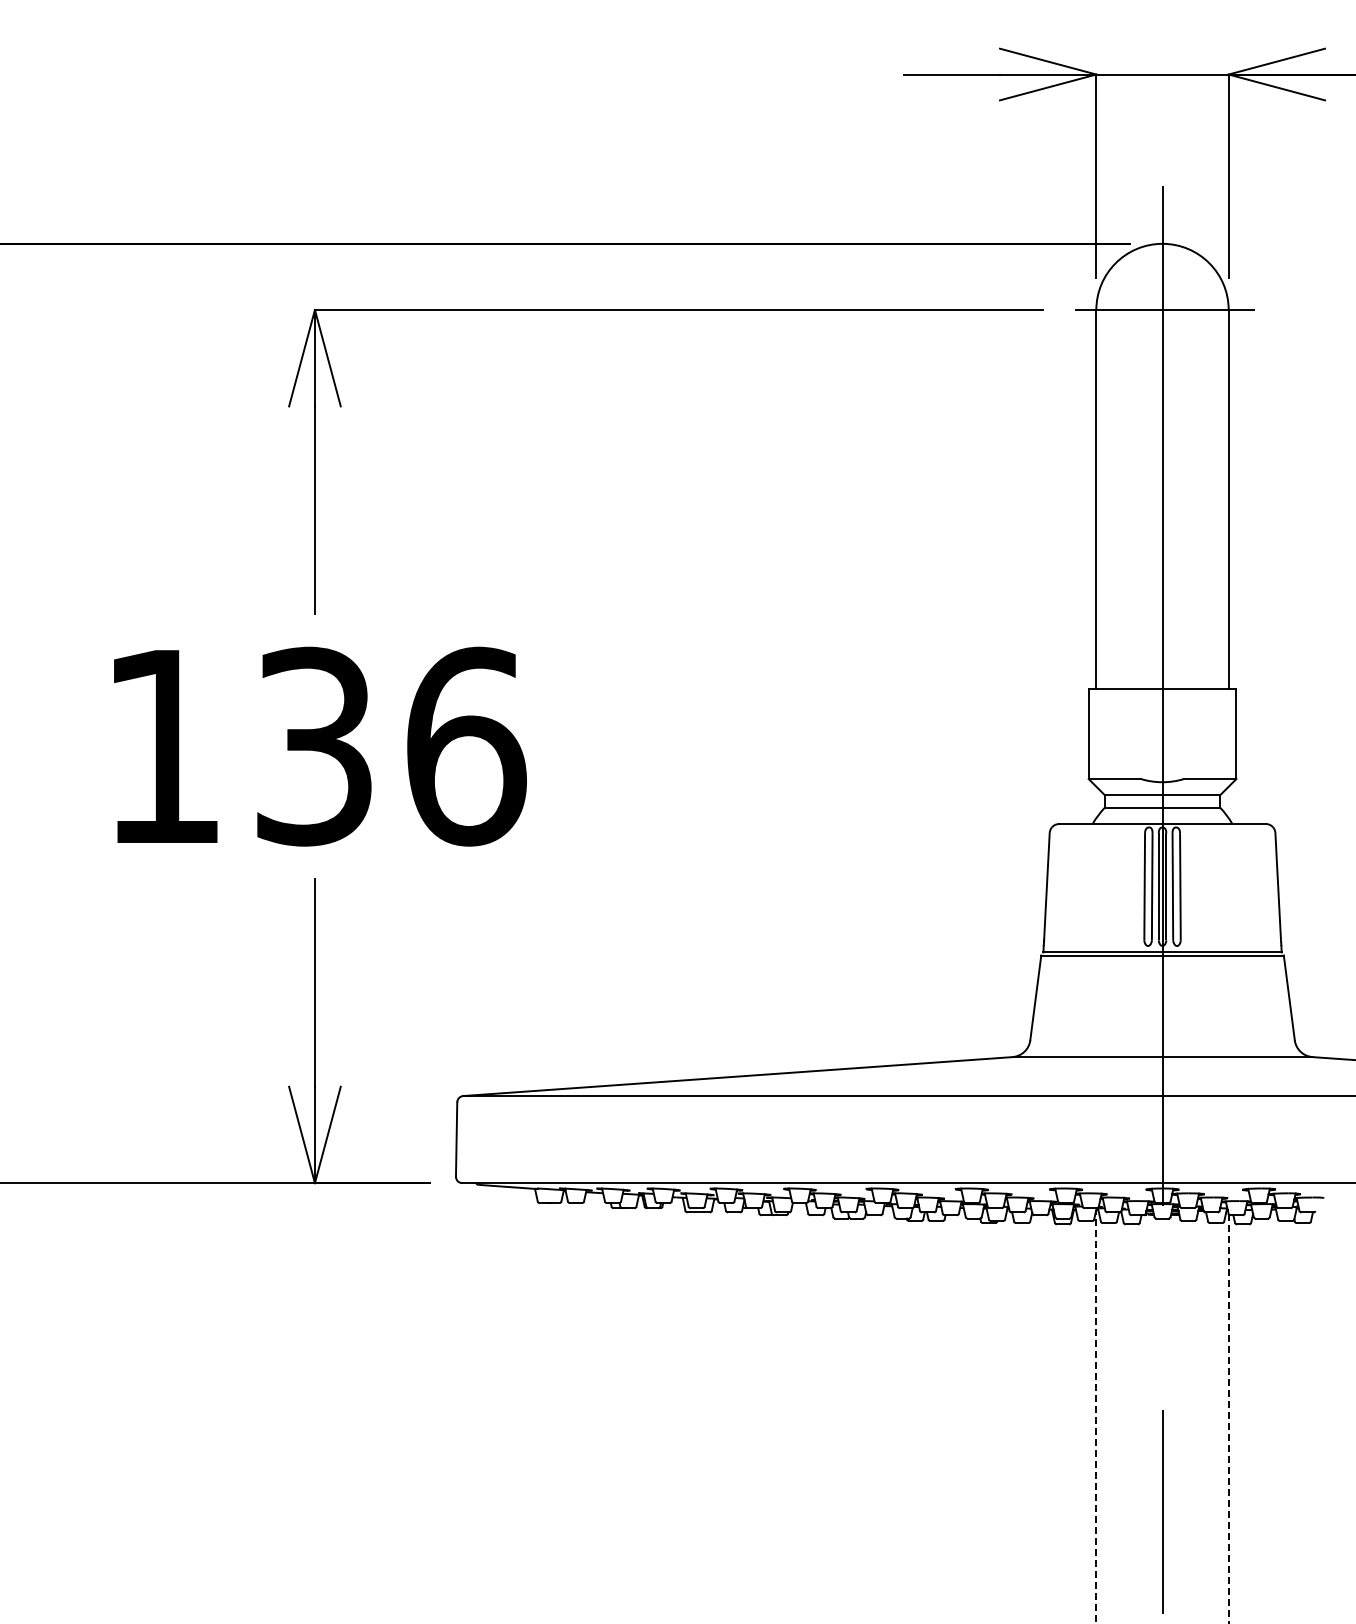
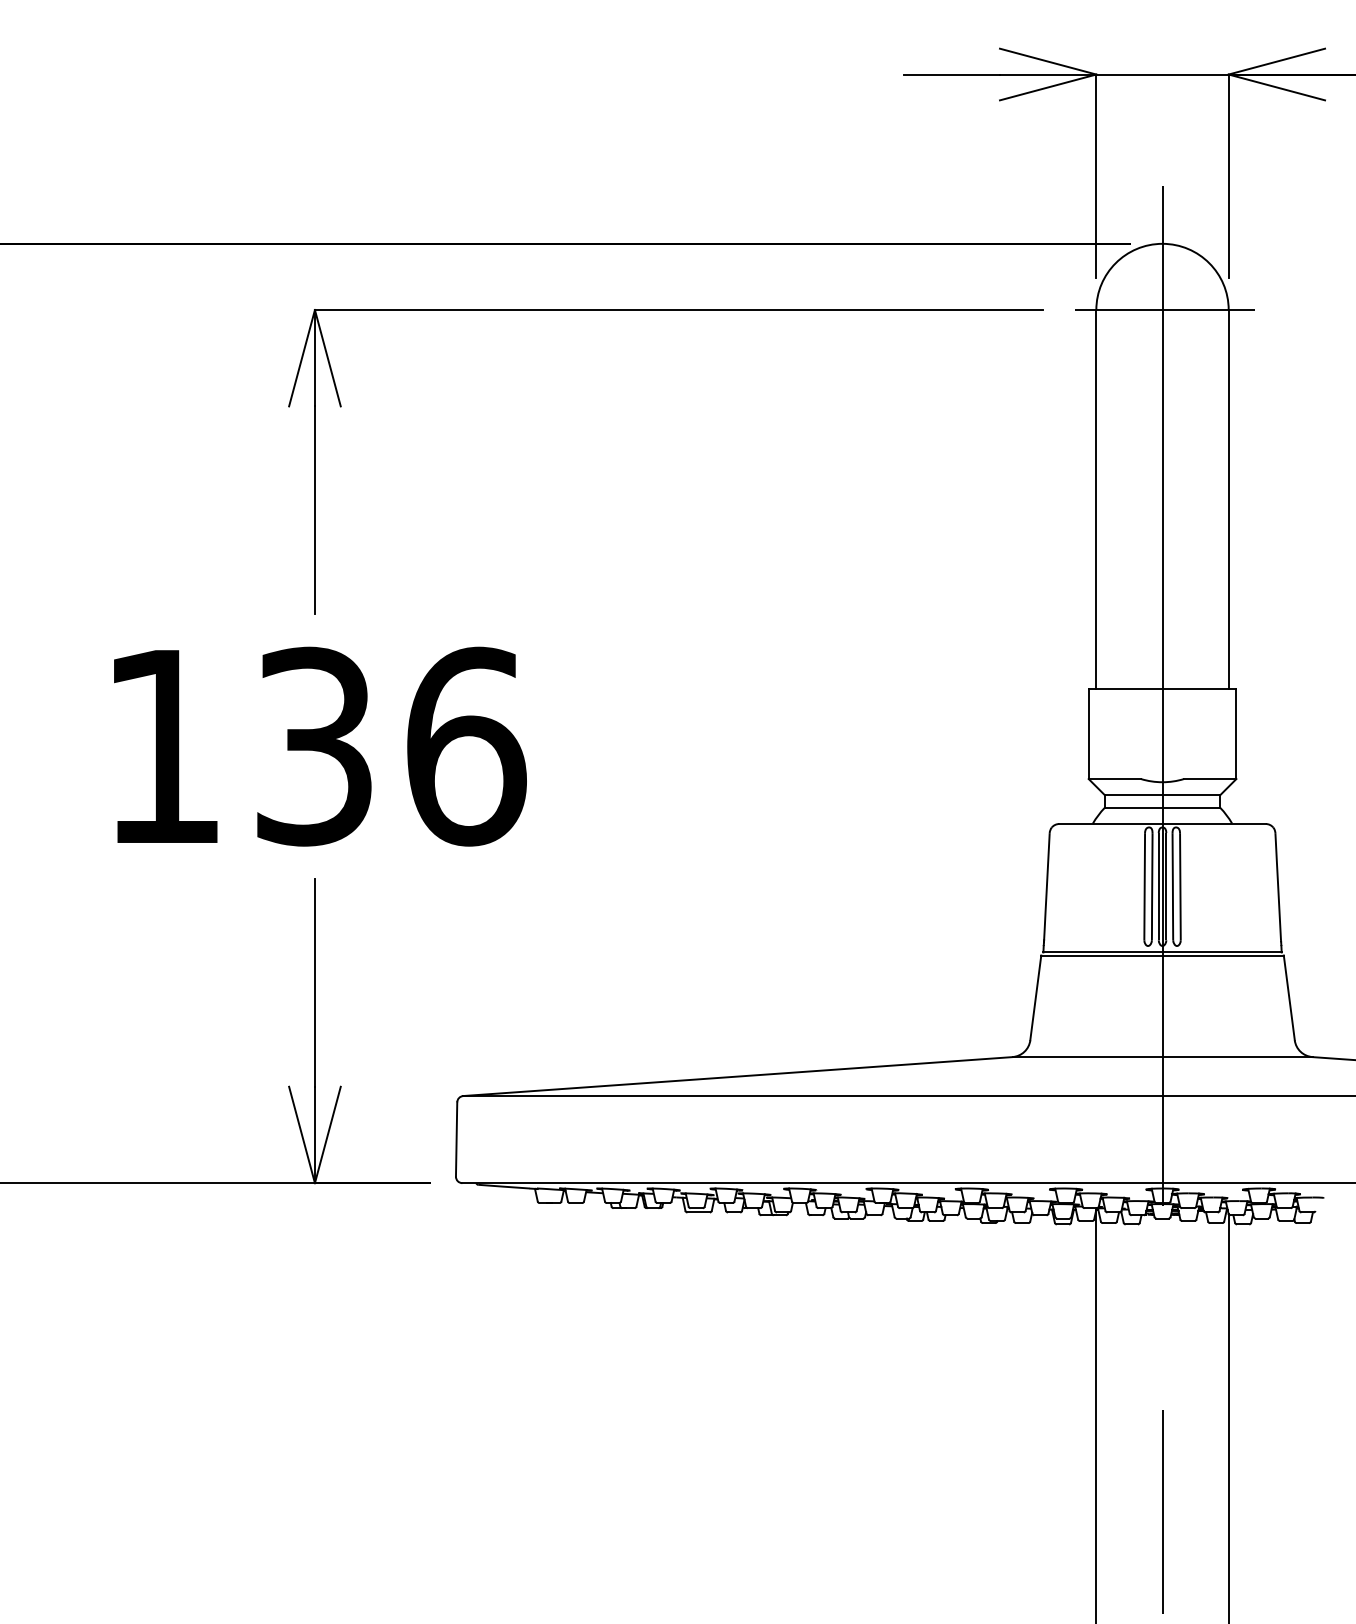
line: dashed -> solid (1096, 1416)
line: dashed -> solid (1228, 1419)
